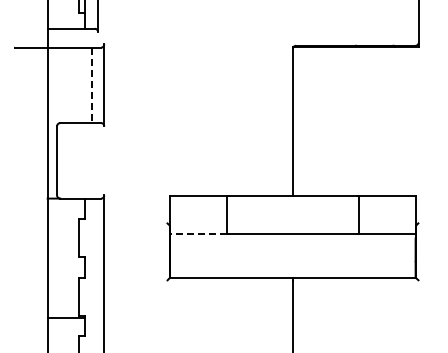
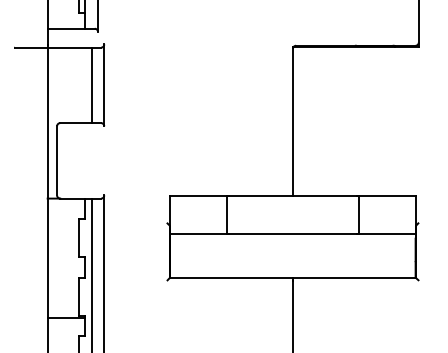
line: dashed -> solid (91, 85)
line: dashed -> solid (198, 233)
line: none -> present (91, 273)
